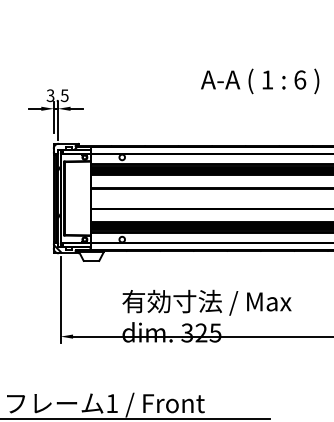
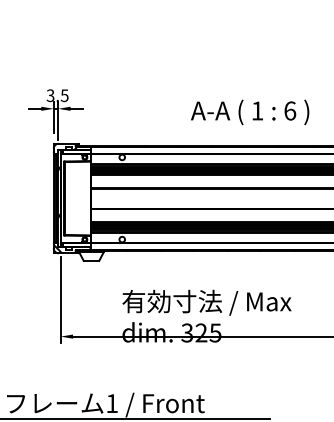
text position: (260, 81) -> (250, 112) (250, 112)
